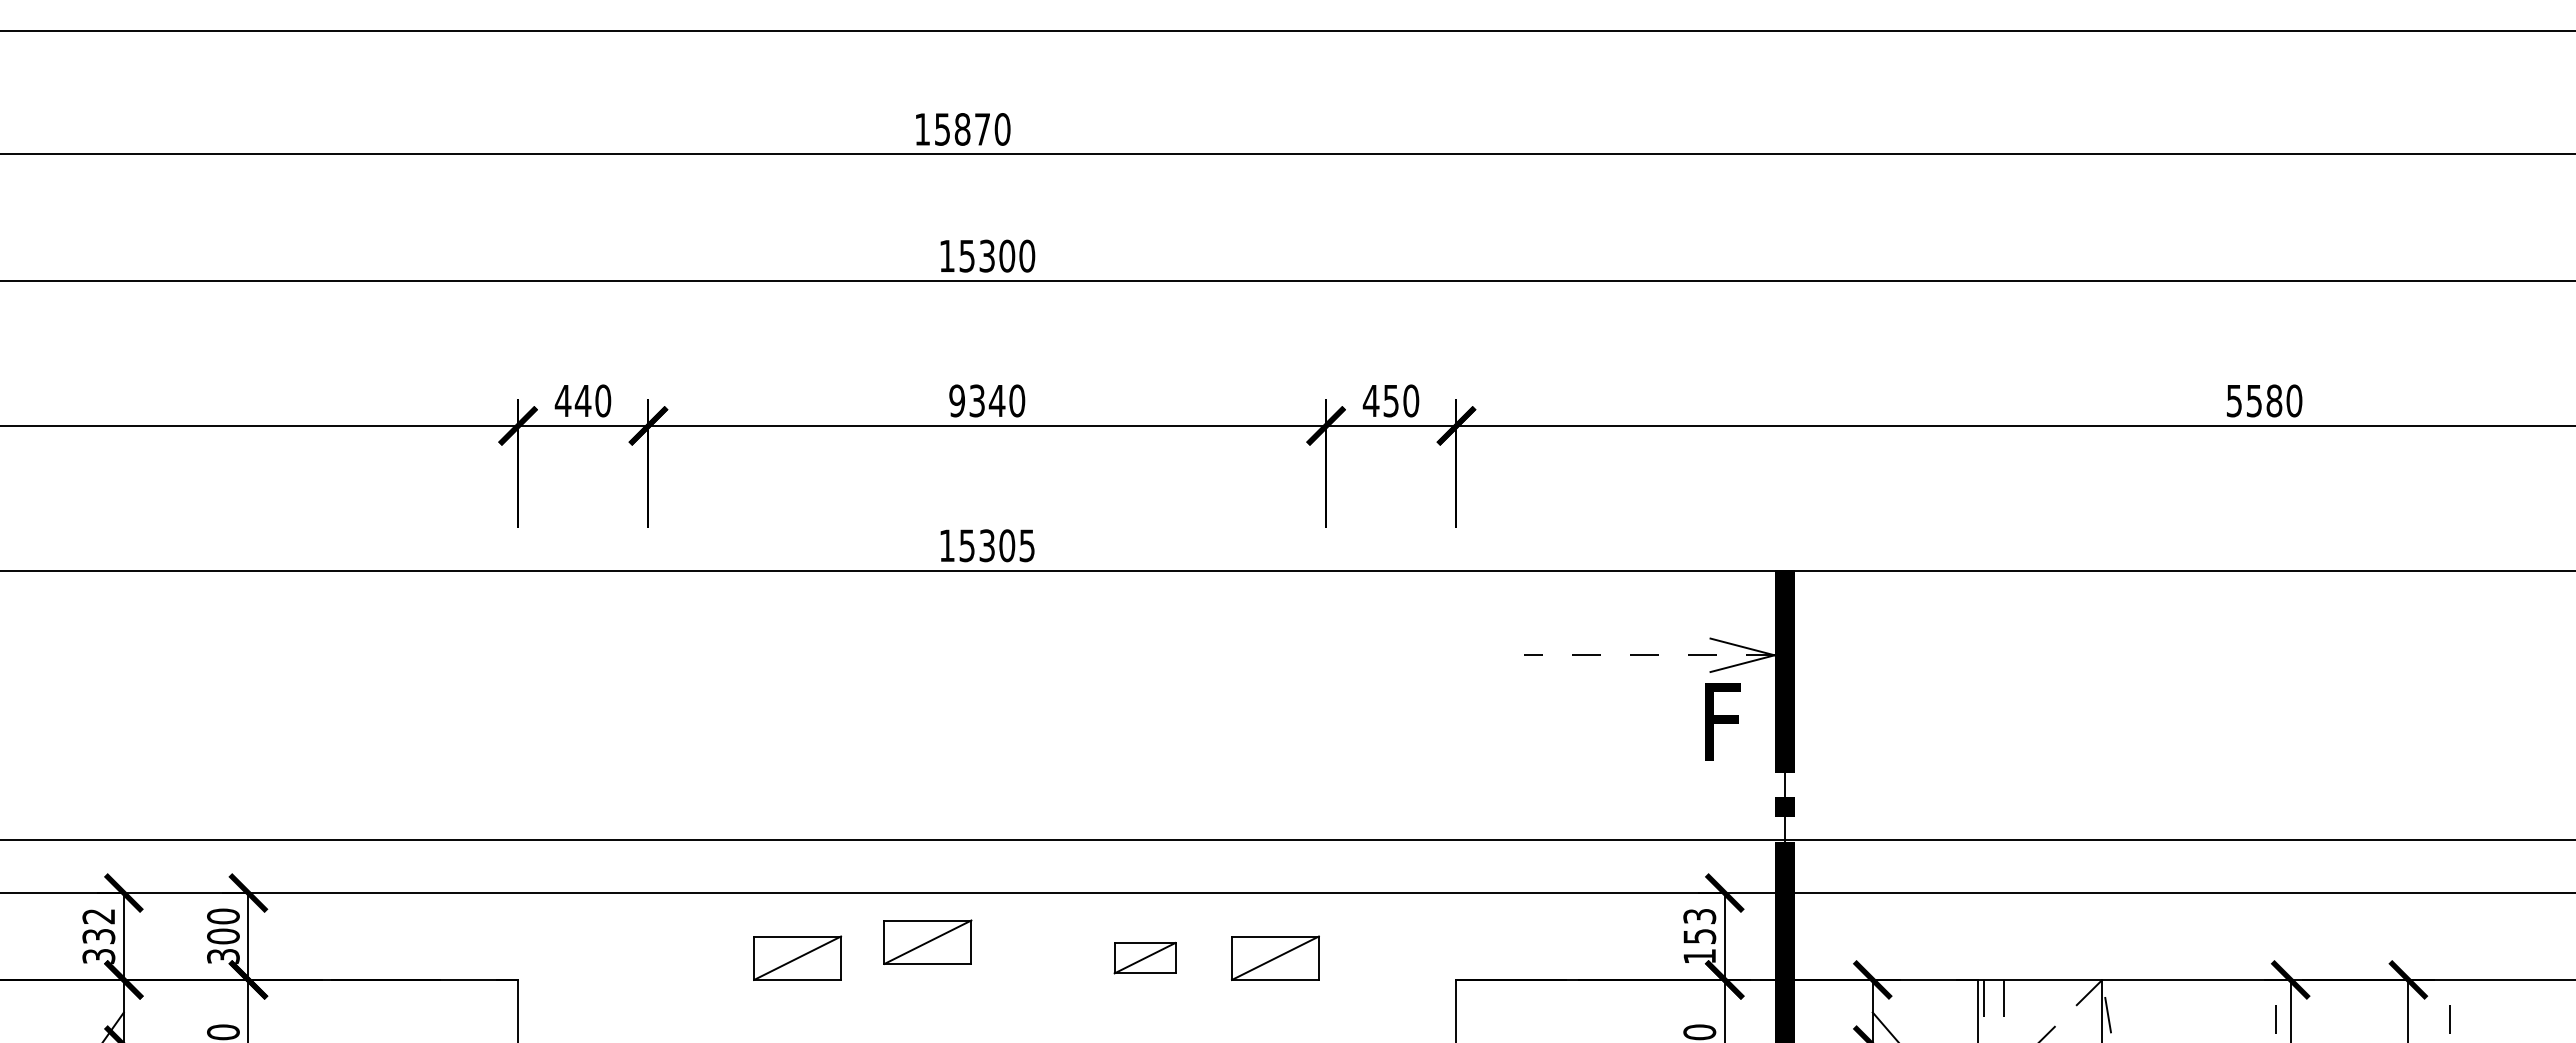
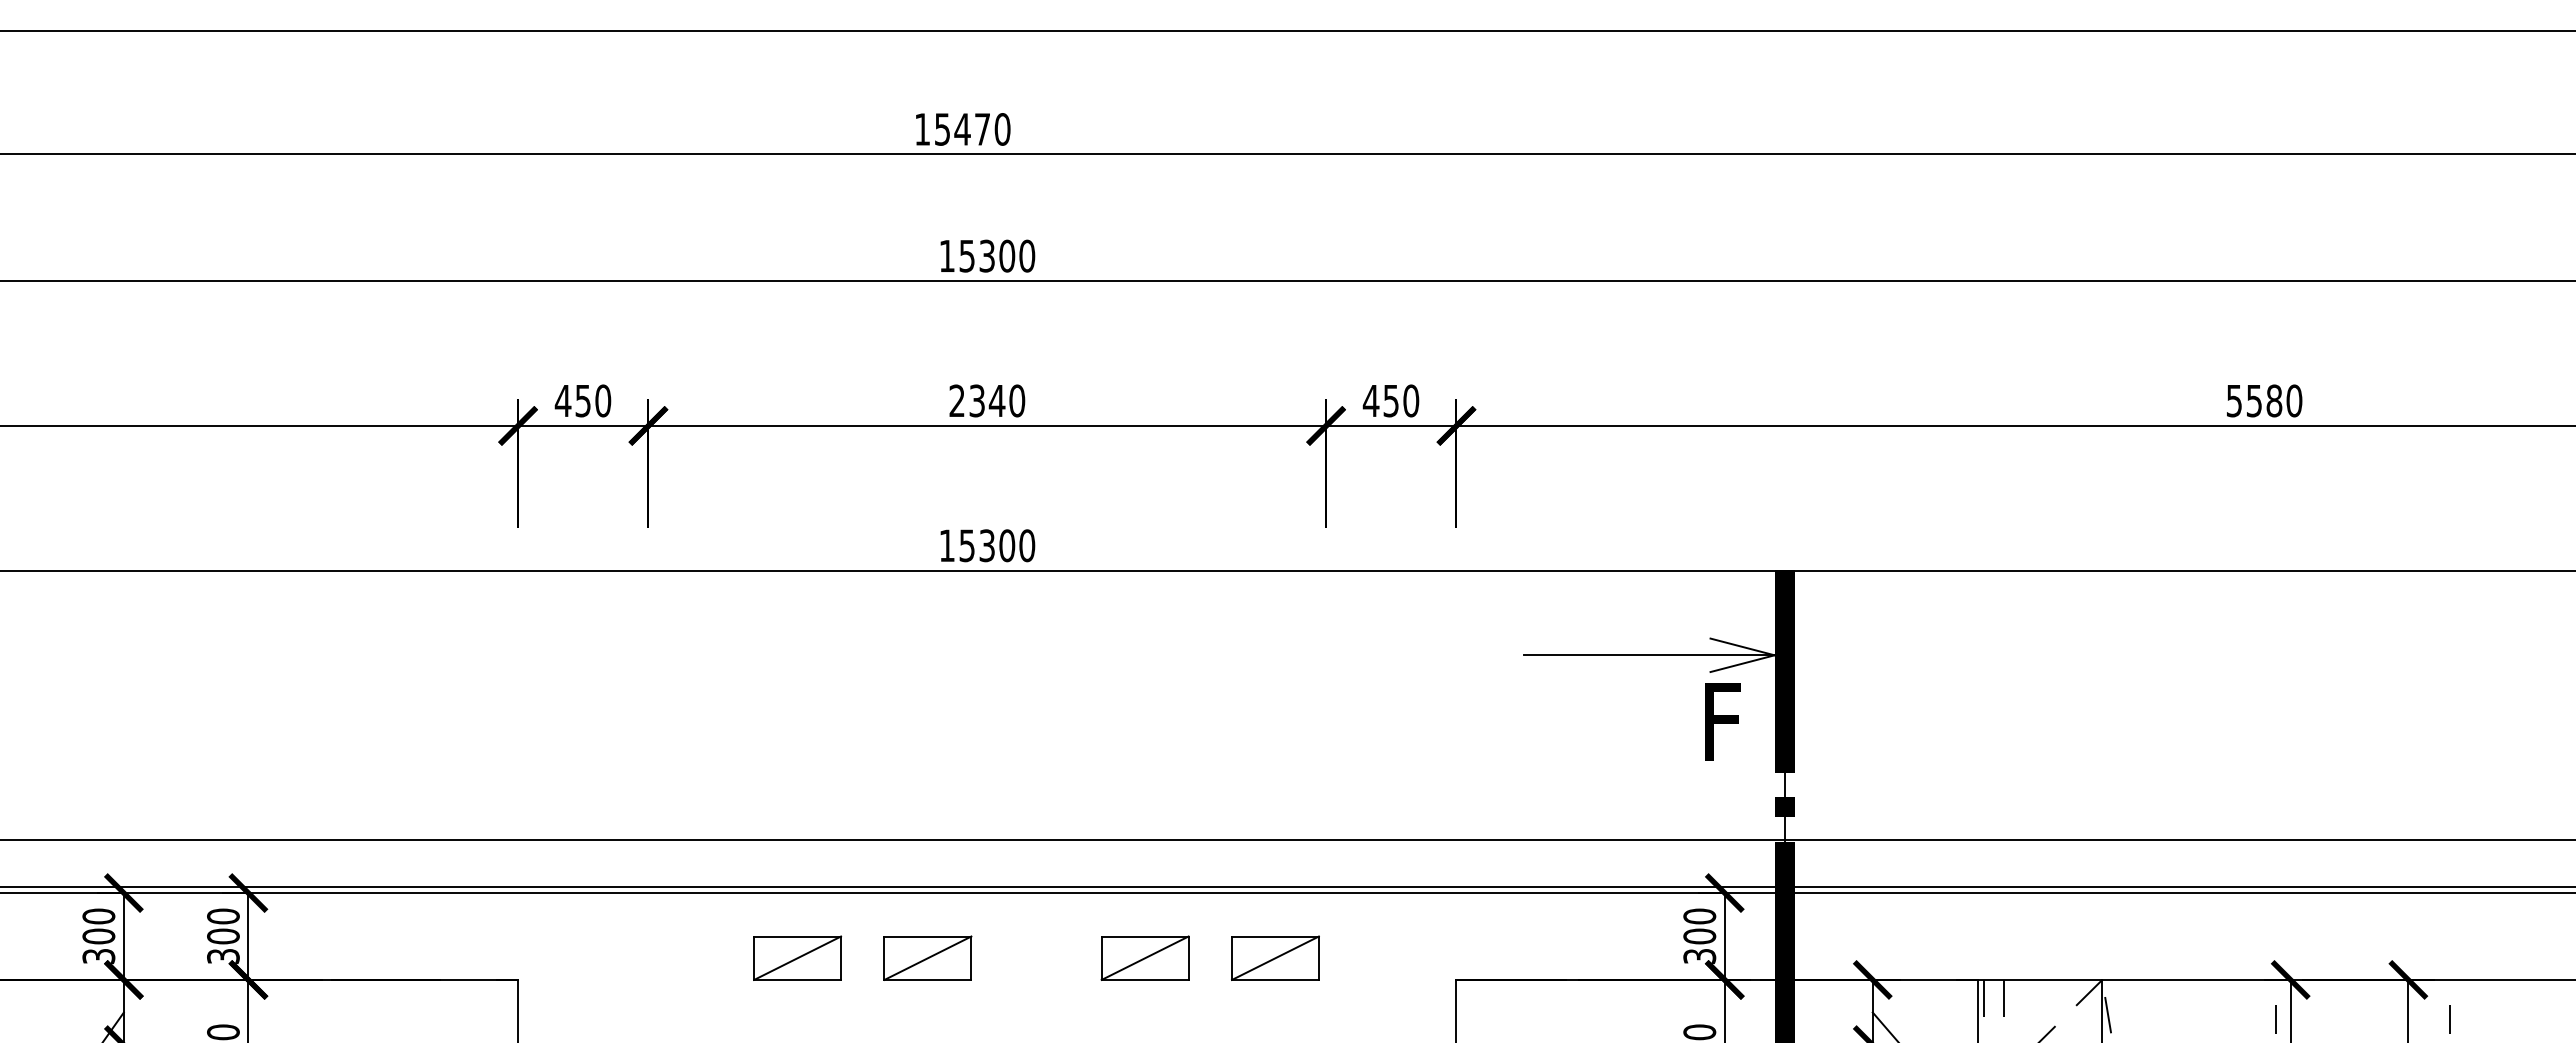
text: 15870 -> 15470 (962, 129)
text: 9340 -> 2340 (956, 400)
text: 440 -> 450 (582, 401)
text: 15305 -> 15300 (1027, 545)
line: dashed -> solid (1649, 655)
line: none -> present (1287, 887)
text: 332 -> 300 (98, 926)
text: 153 -> 300 (1699, 936)
part position: (927, 941) -> (927, 957) (927, 957)
part size: 64x34 px -> 90x46 px (1144, 957)
